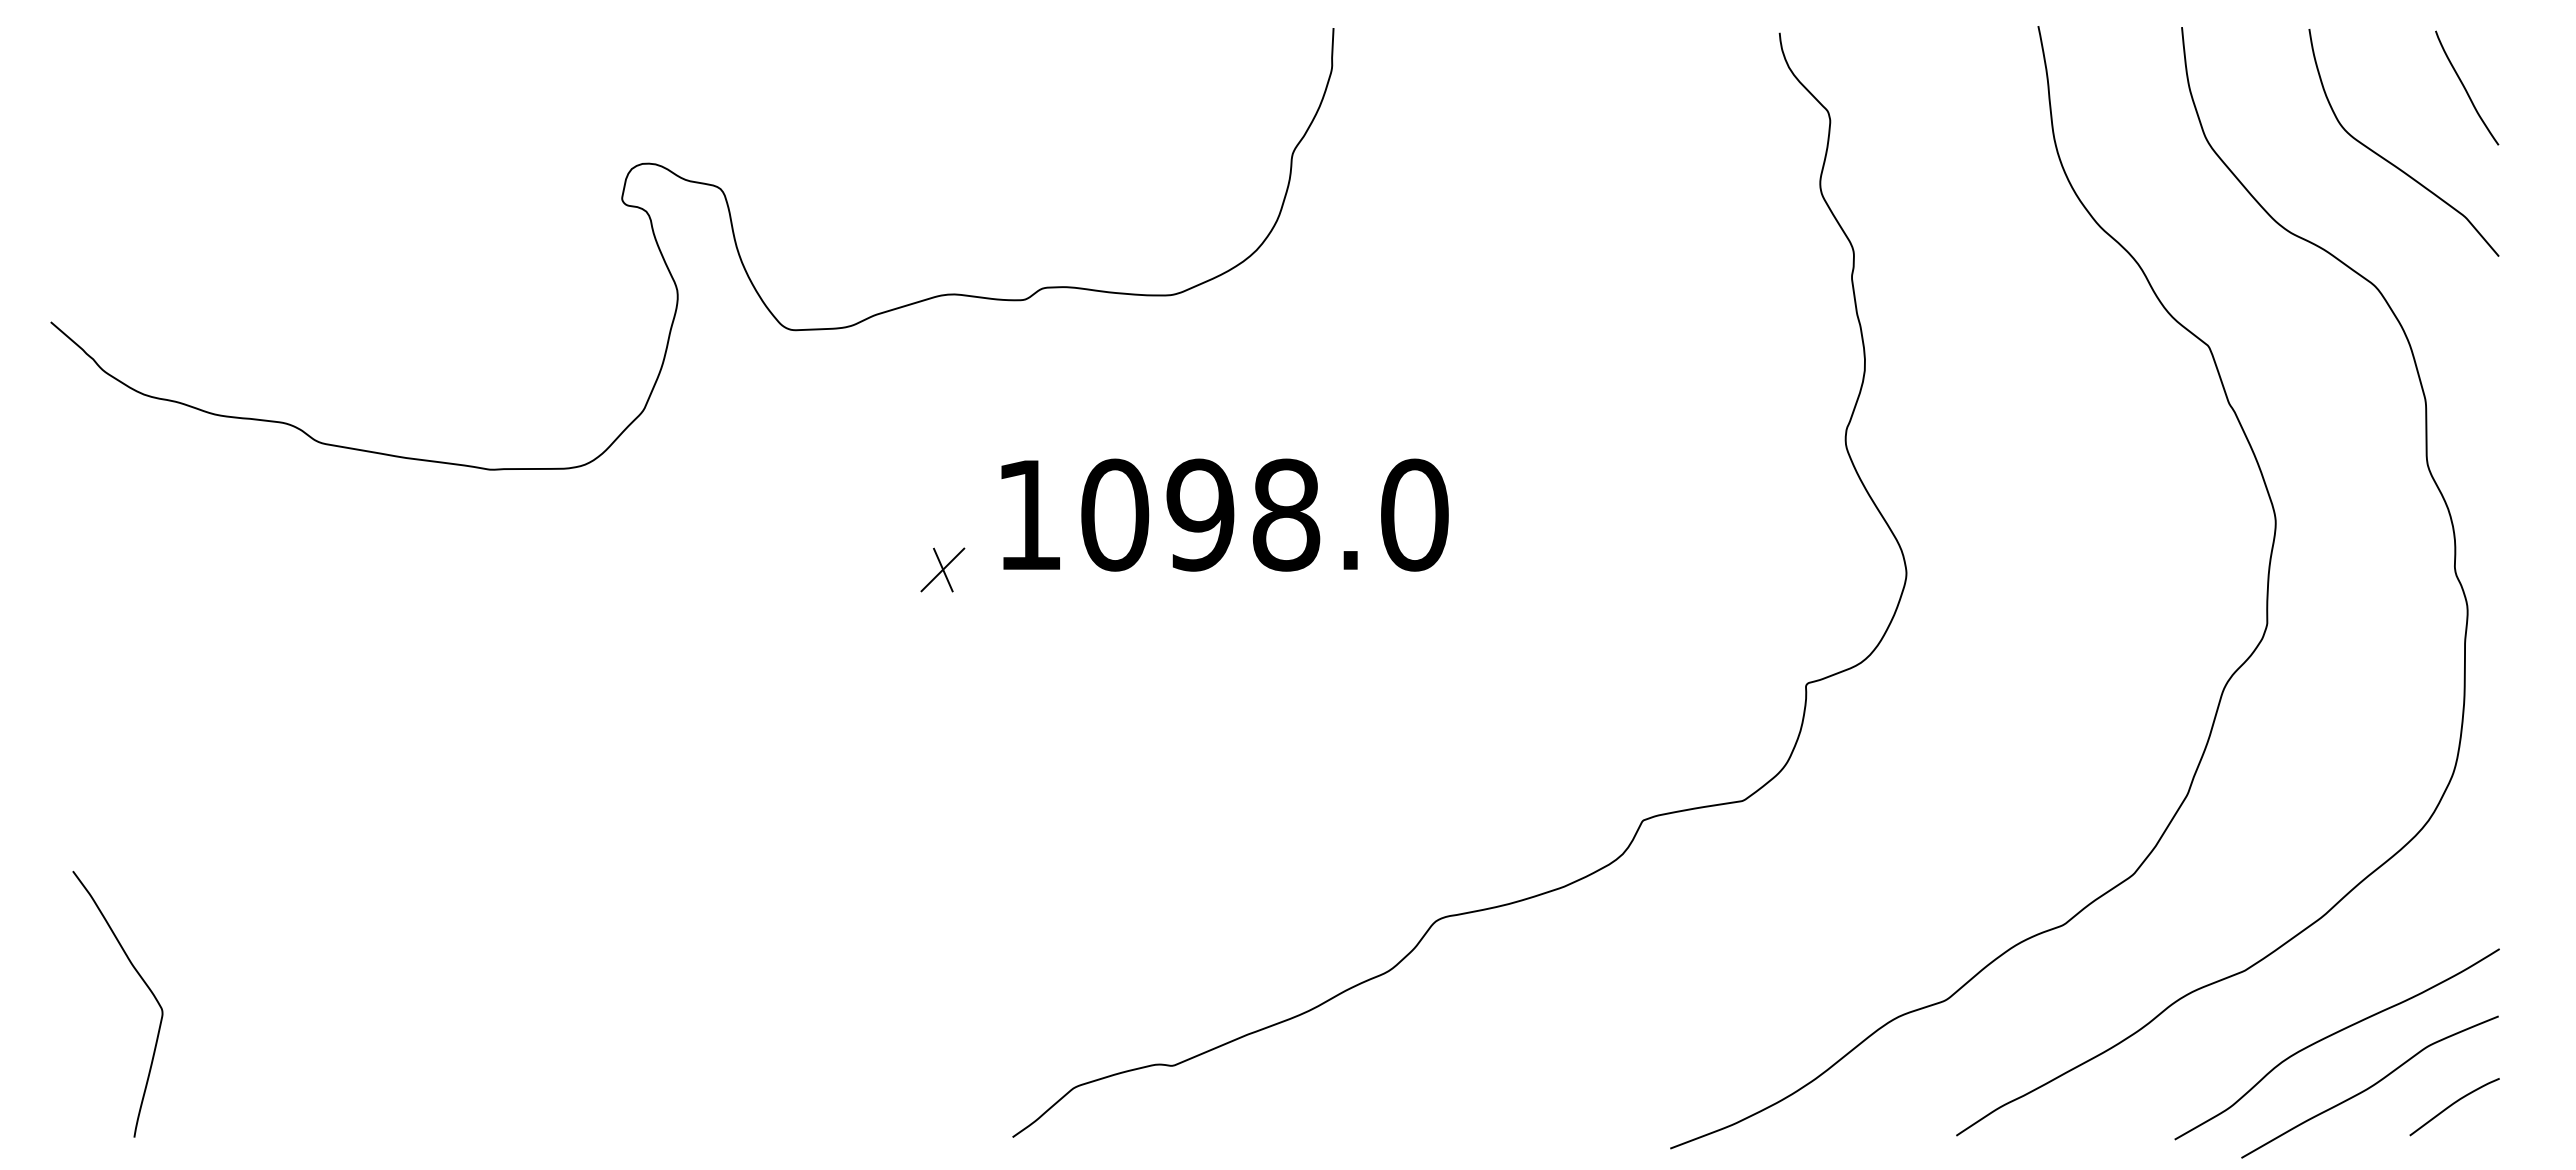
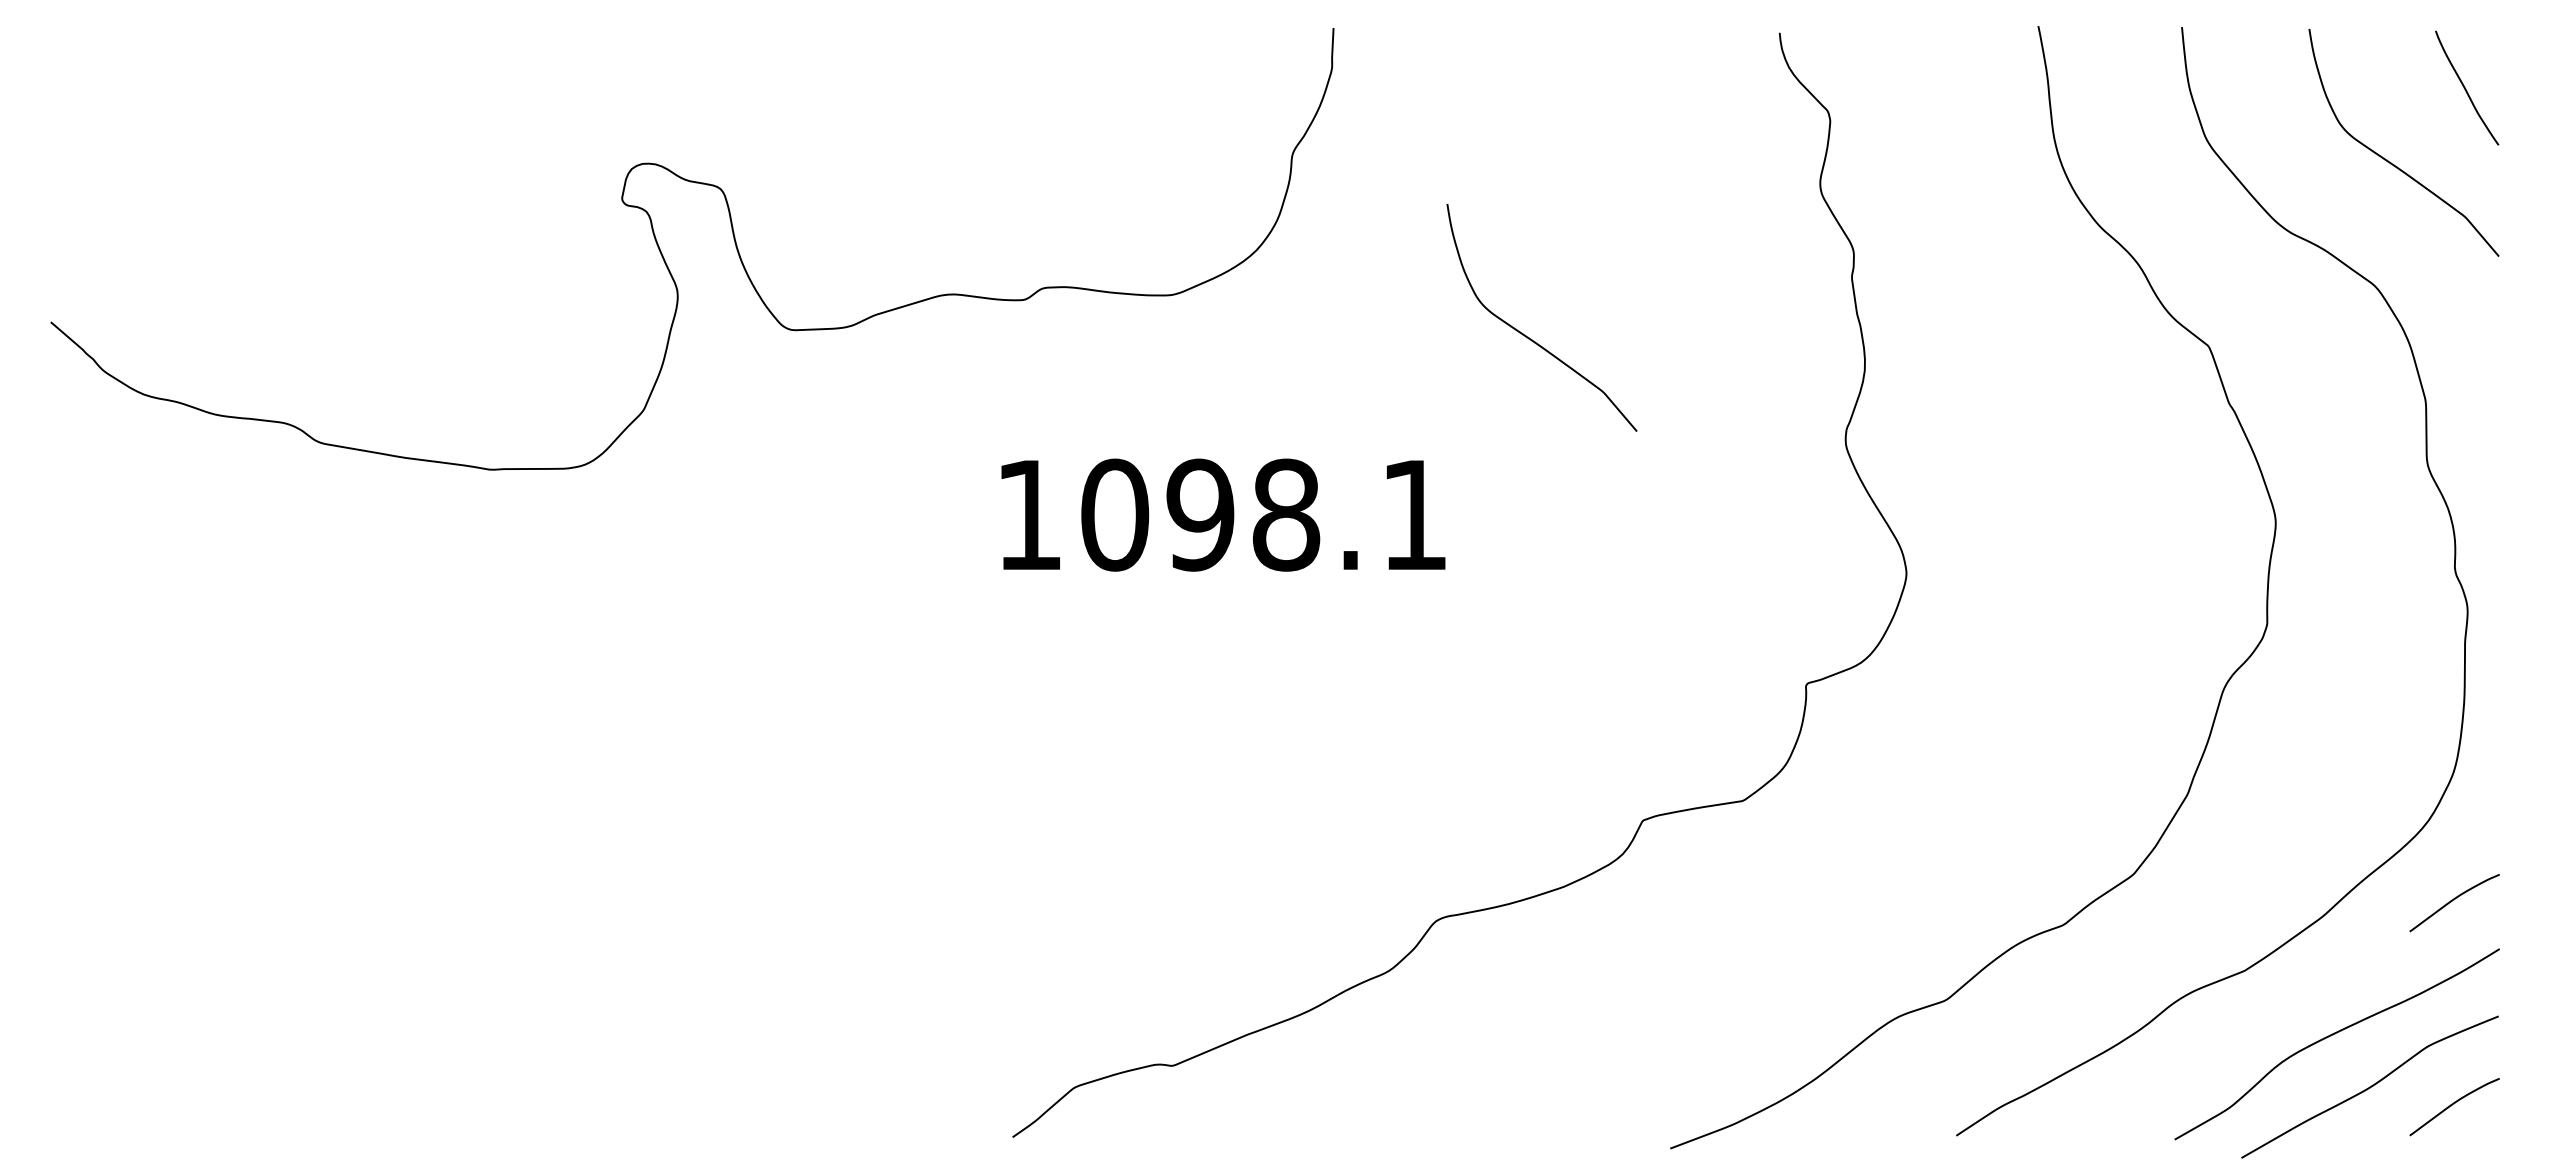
curve: none -> present (1529, 337)
text: 1098.0 -> 1098.1 (1414, 514)
part: present -> none (942, 569)
curve: none -> present (2452, 901)
curve: present -> none (143, 982)
